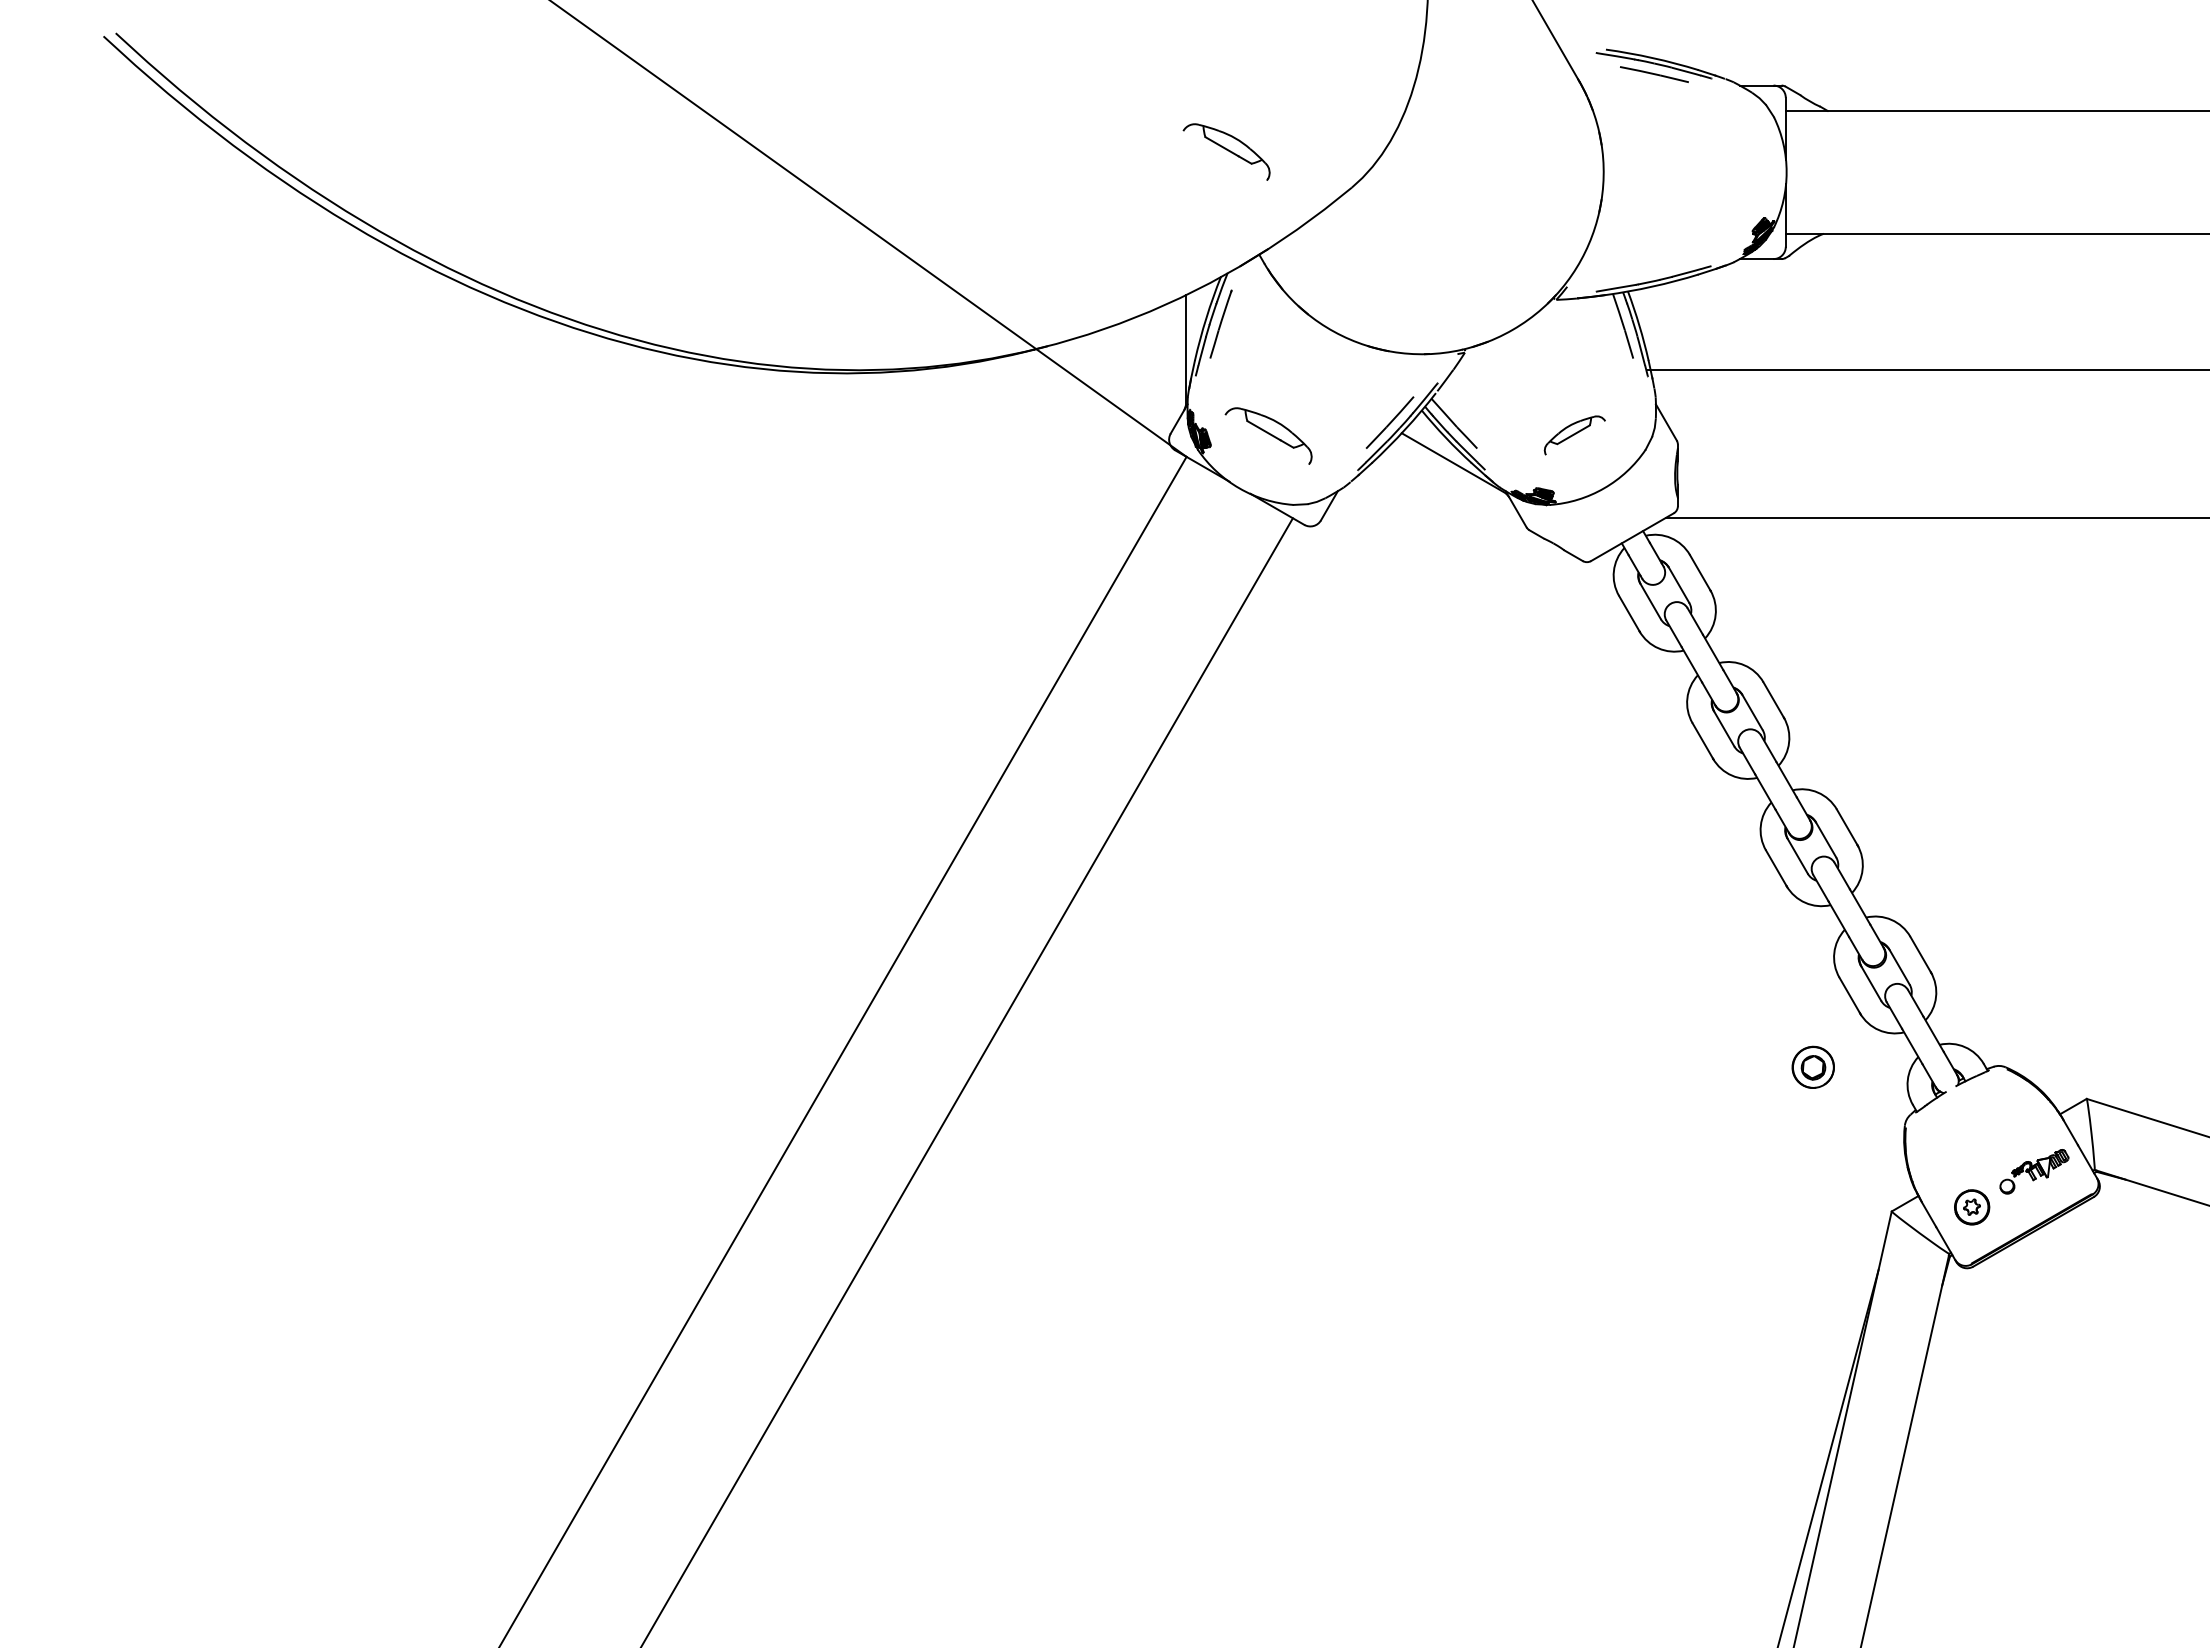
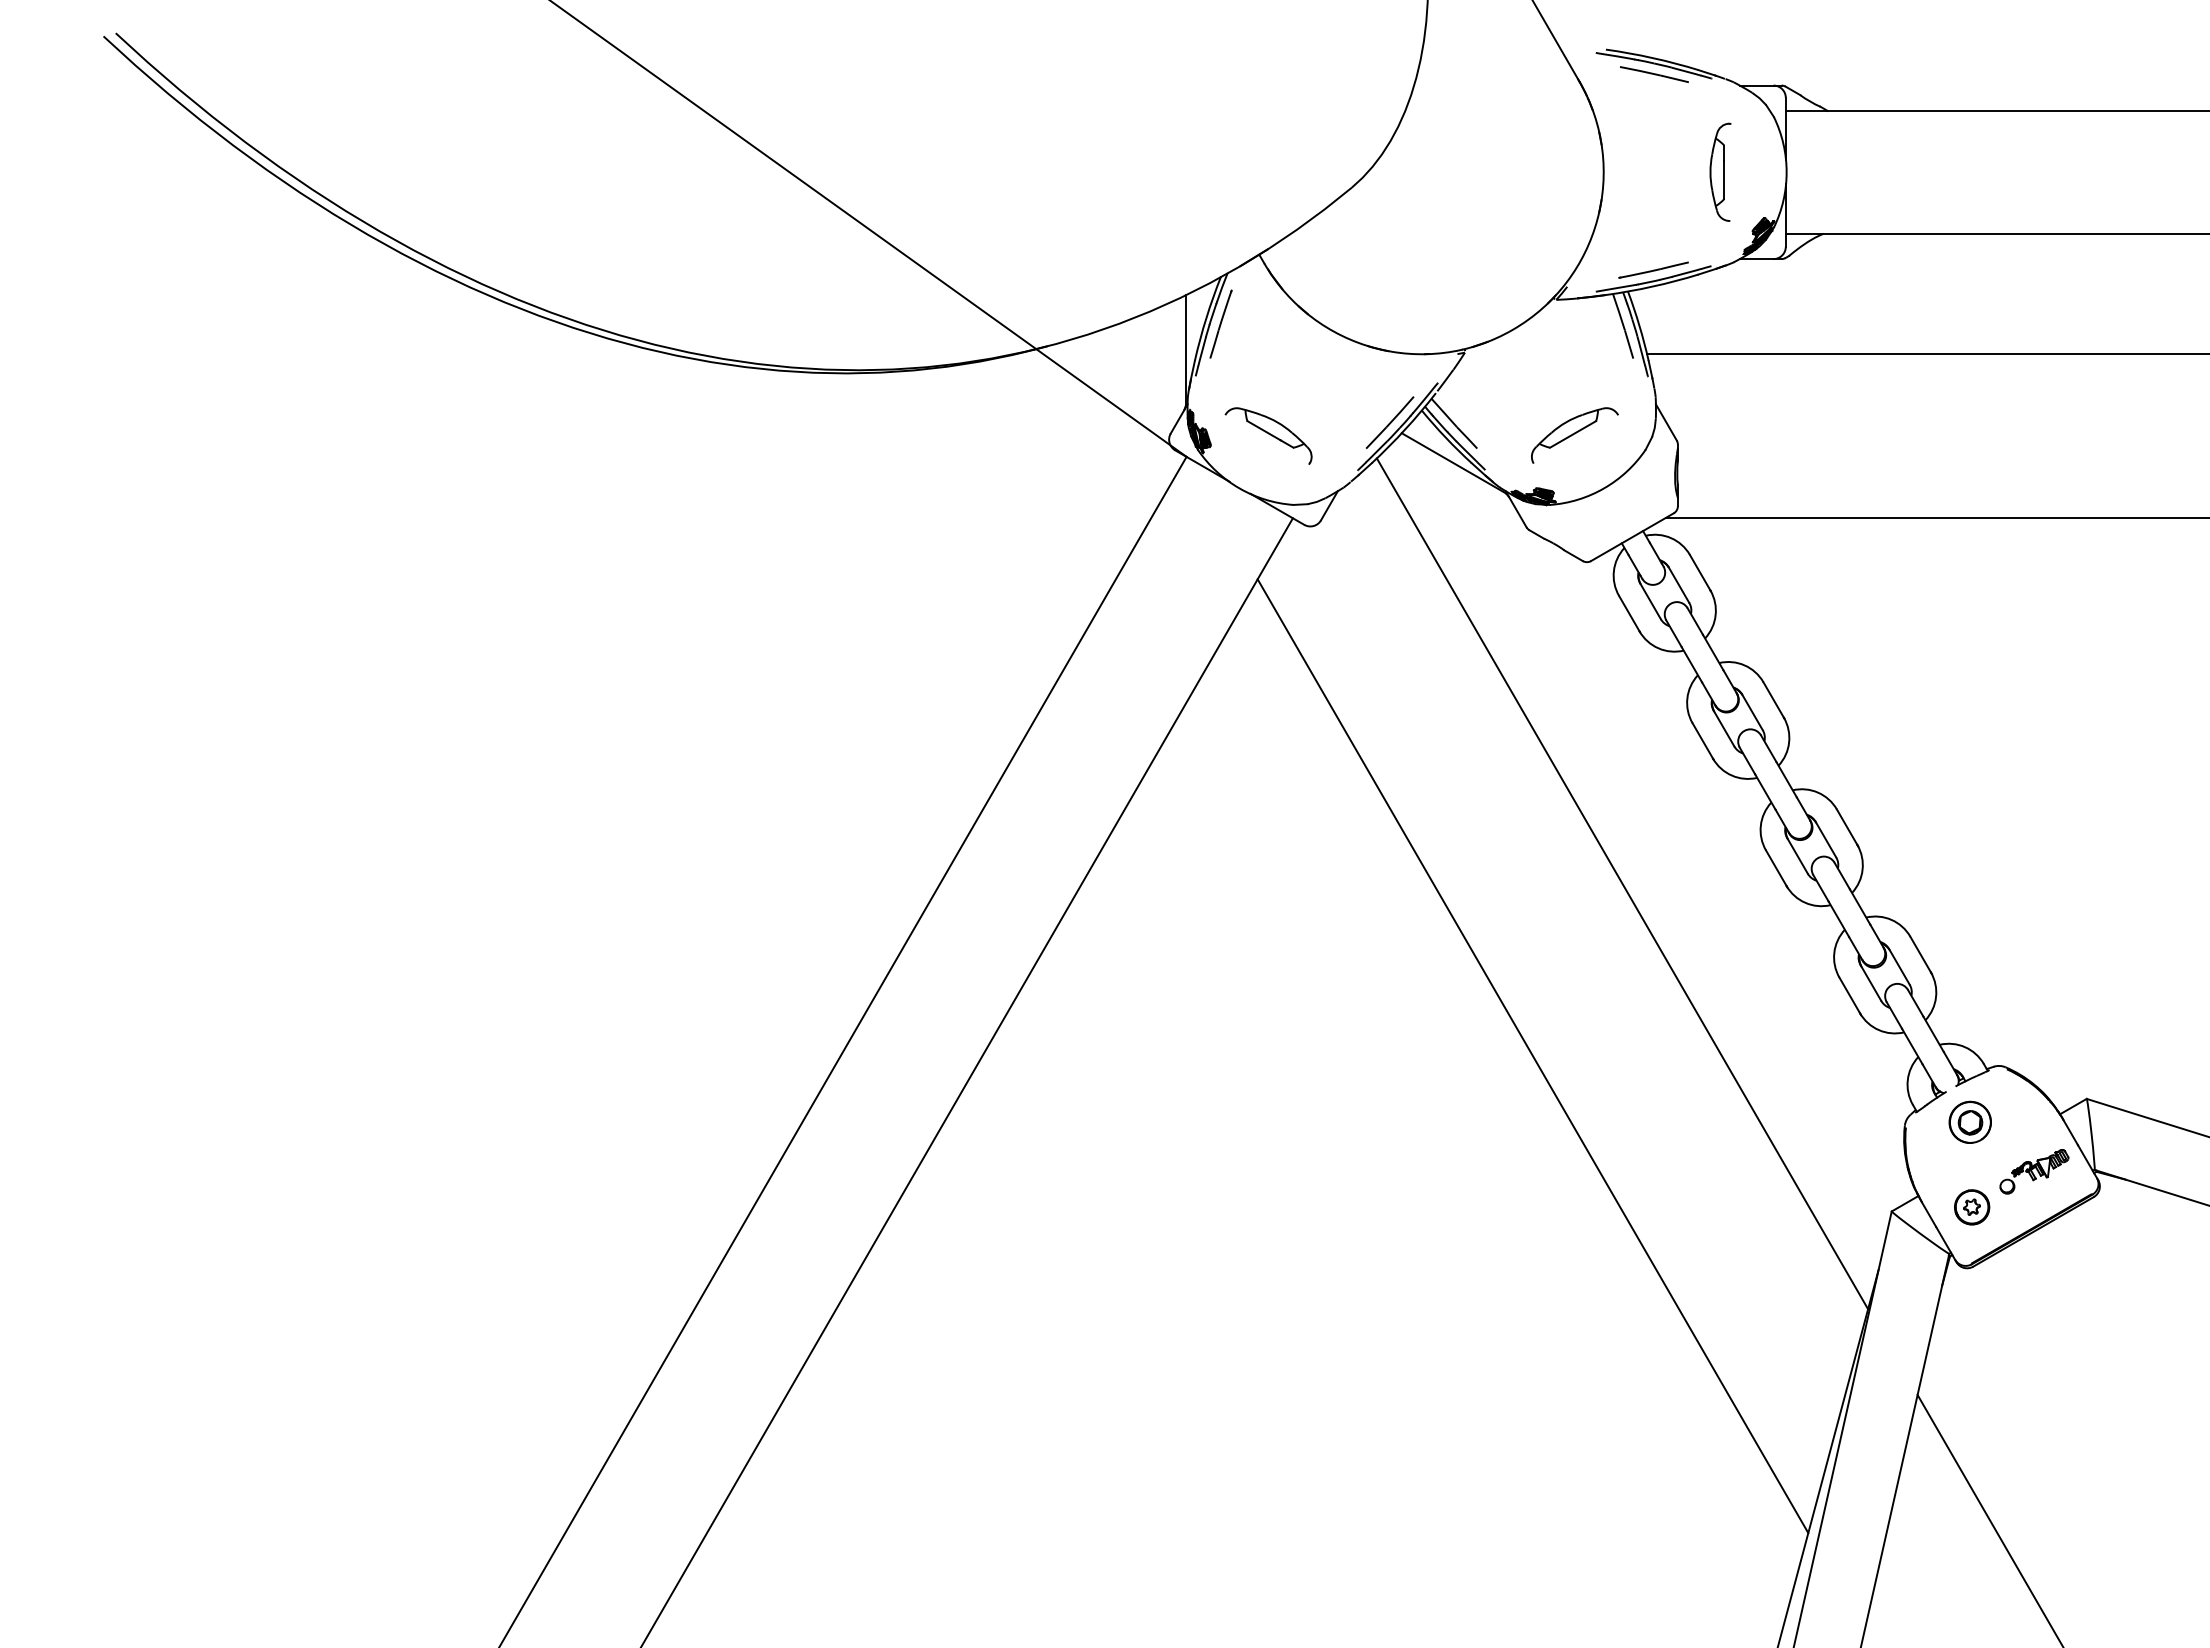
part: present -> none (1226, 151)
part: none -> present (1720, 171)
line: none -> present (1653, 269)
line position: (1926, 370) -> (1926, 354) (1926, 354)
part size: 63x41 px -> 88x57 px (1574, 435)
line: none -> present (1622, 883)
line: none -> present (1532, 1056)
part position: (1812, 1066) -> (1969, 1121) (1969, 1121)
line: none -> present (1989, 1519)
